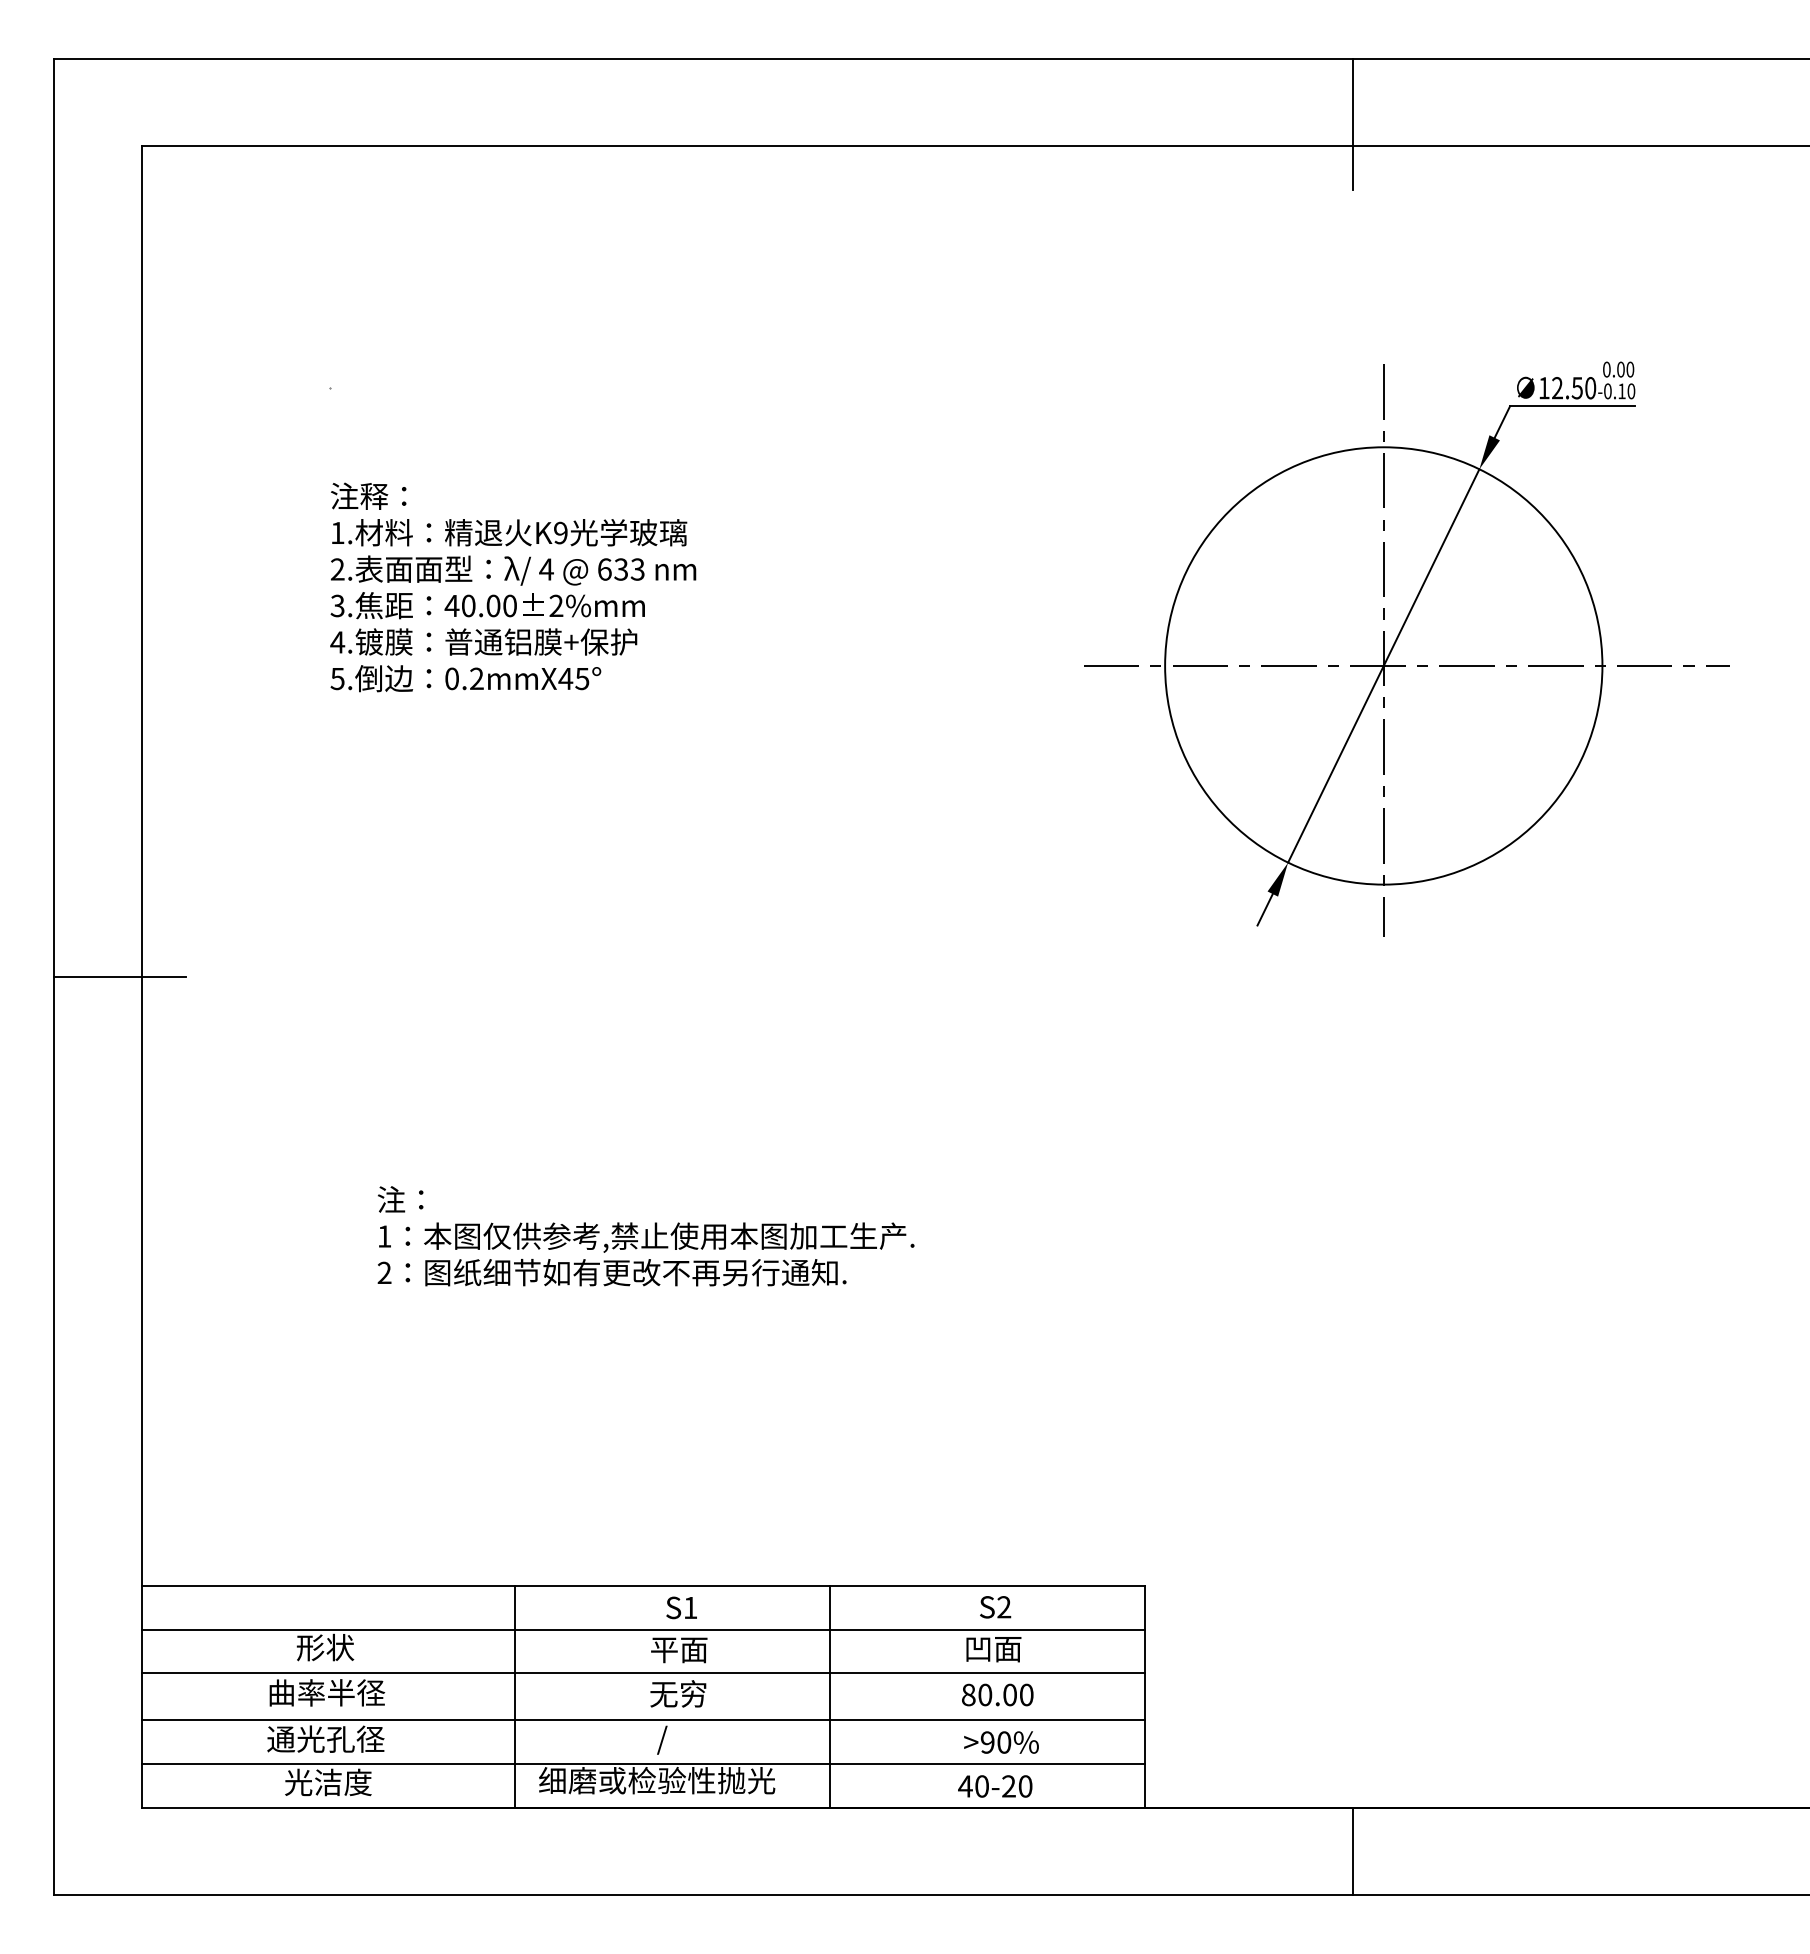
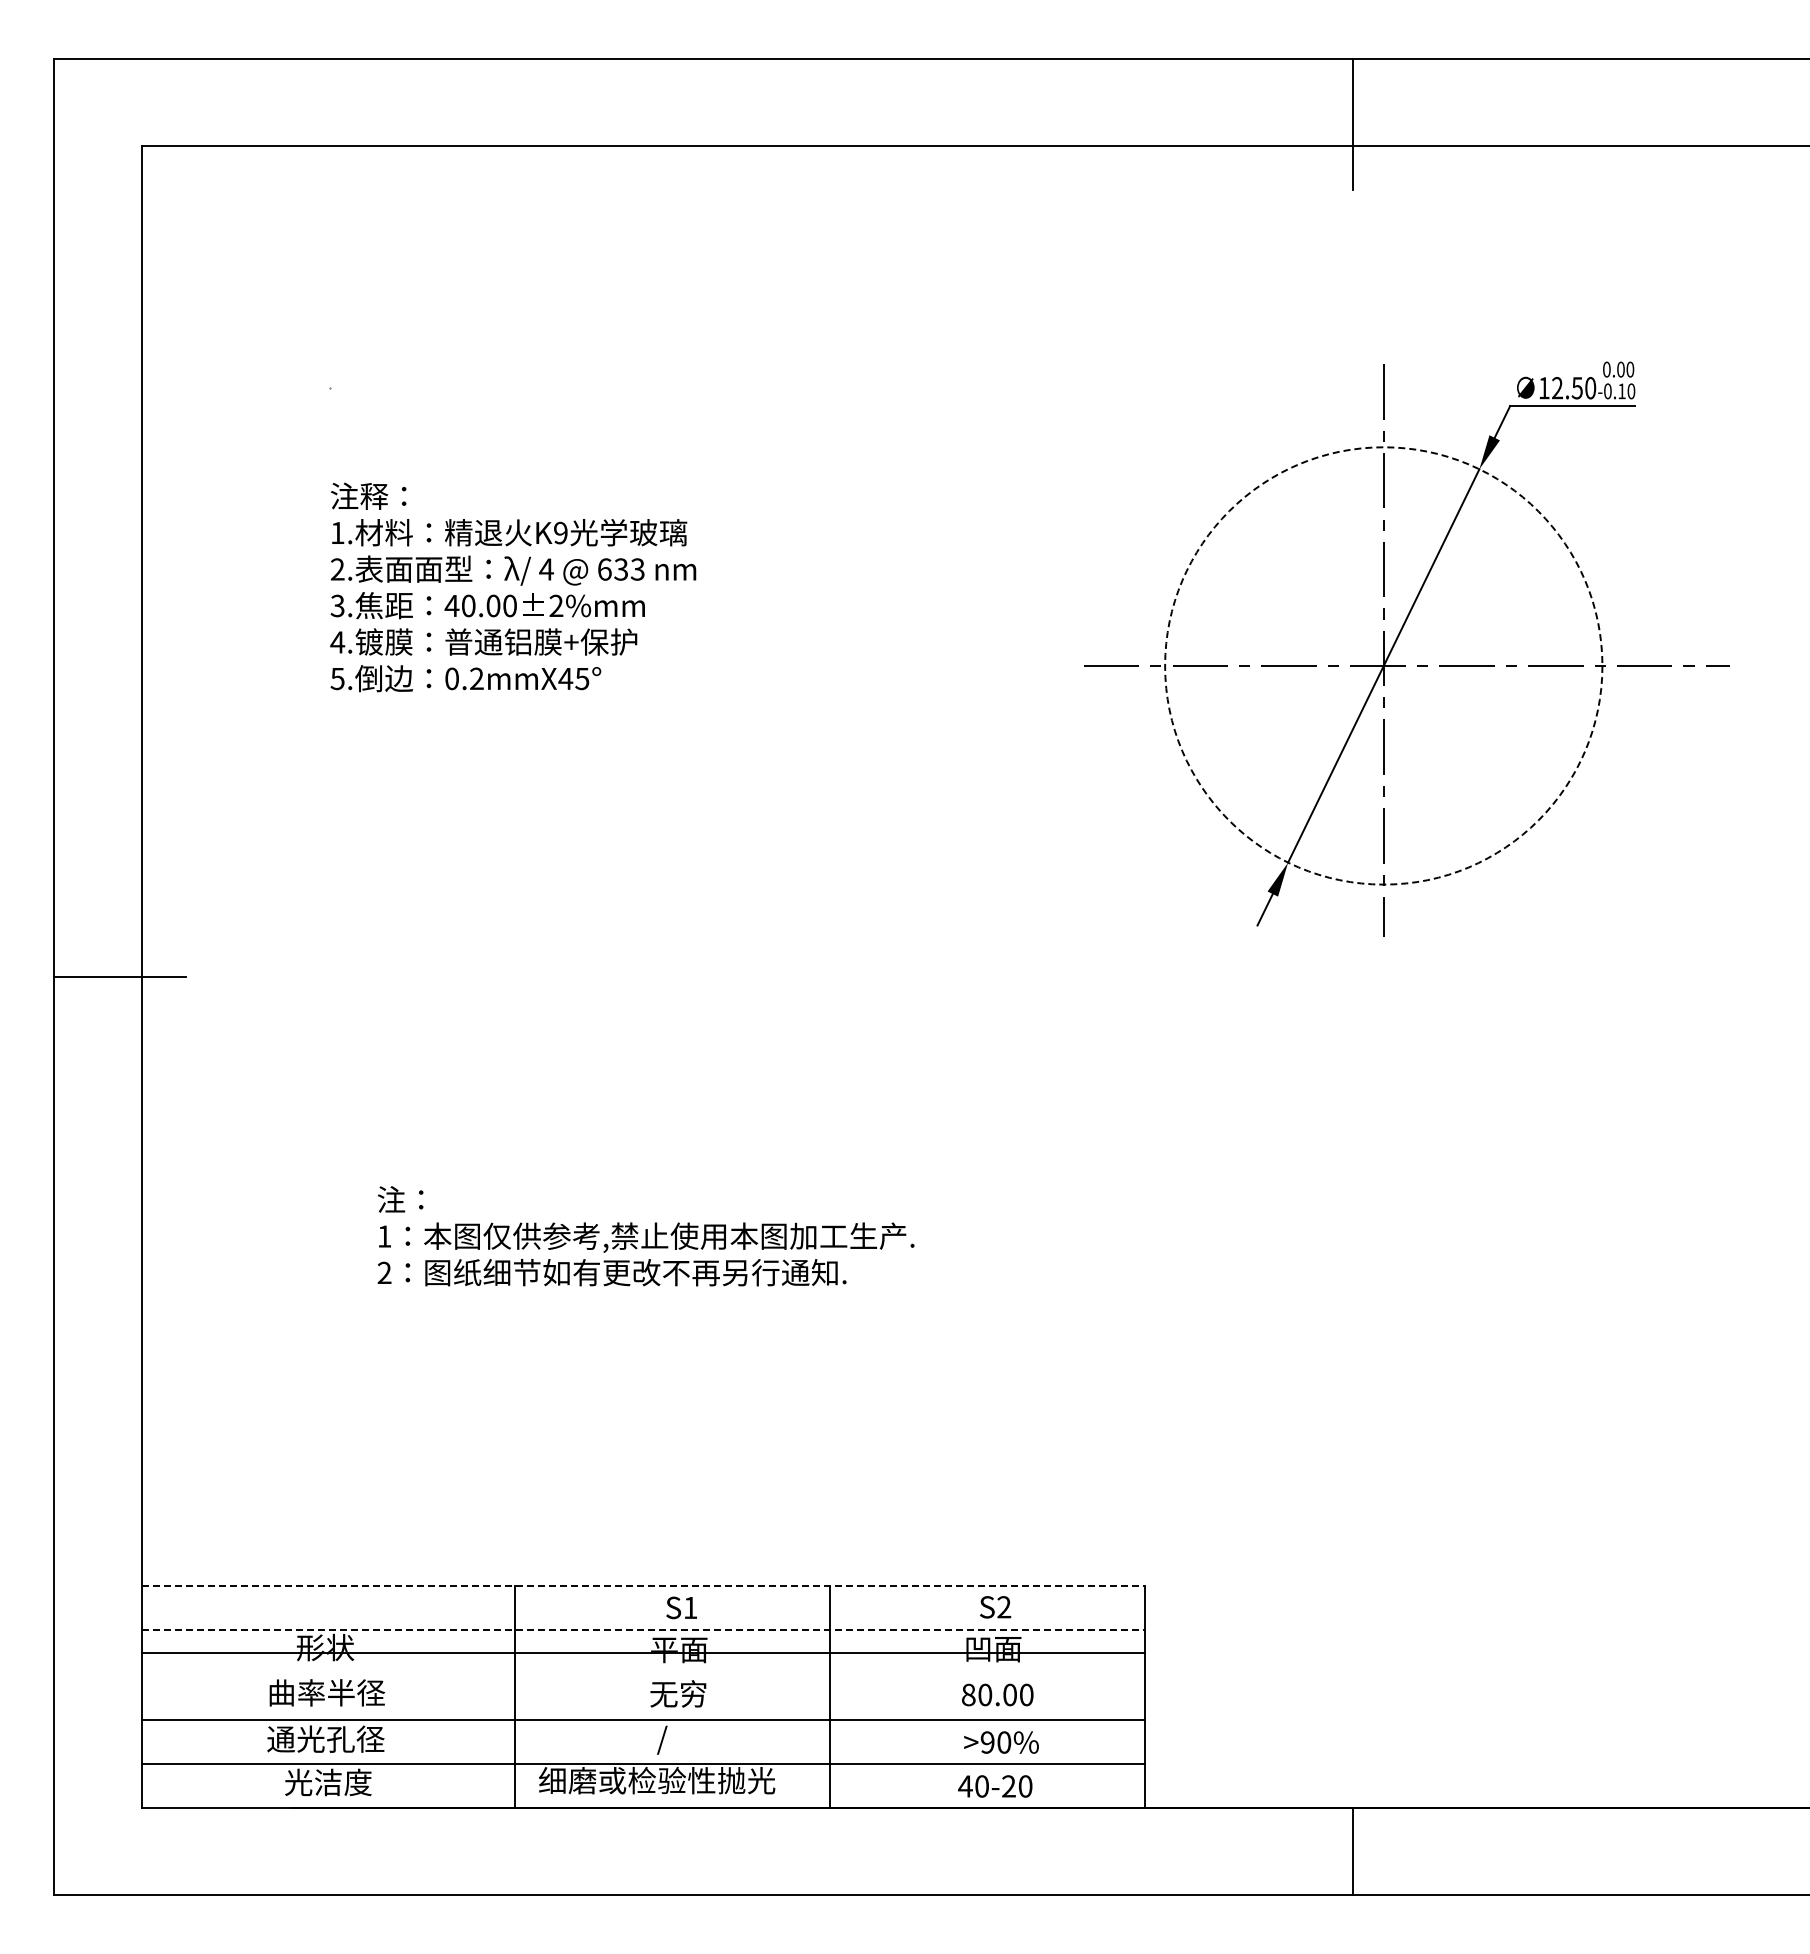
circle: solid -> dashed (1383, 665)
line: solid -> dashed (643, 1586)
line: solid -> dashed (643, 1630)
line position: (642, 1673) -> (642, 1653) (642, 1653)
